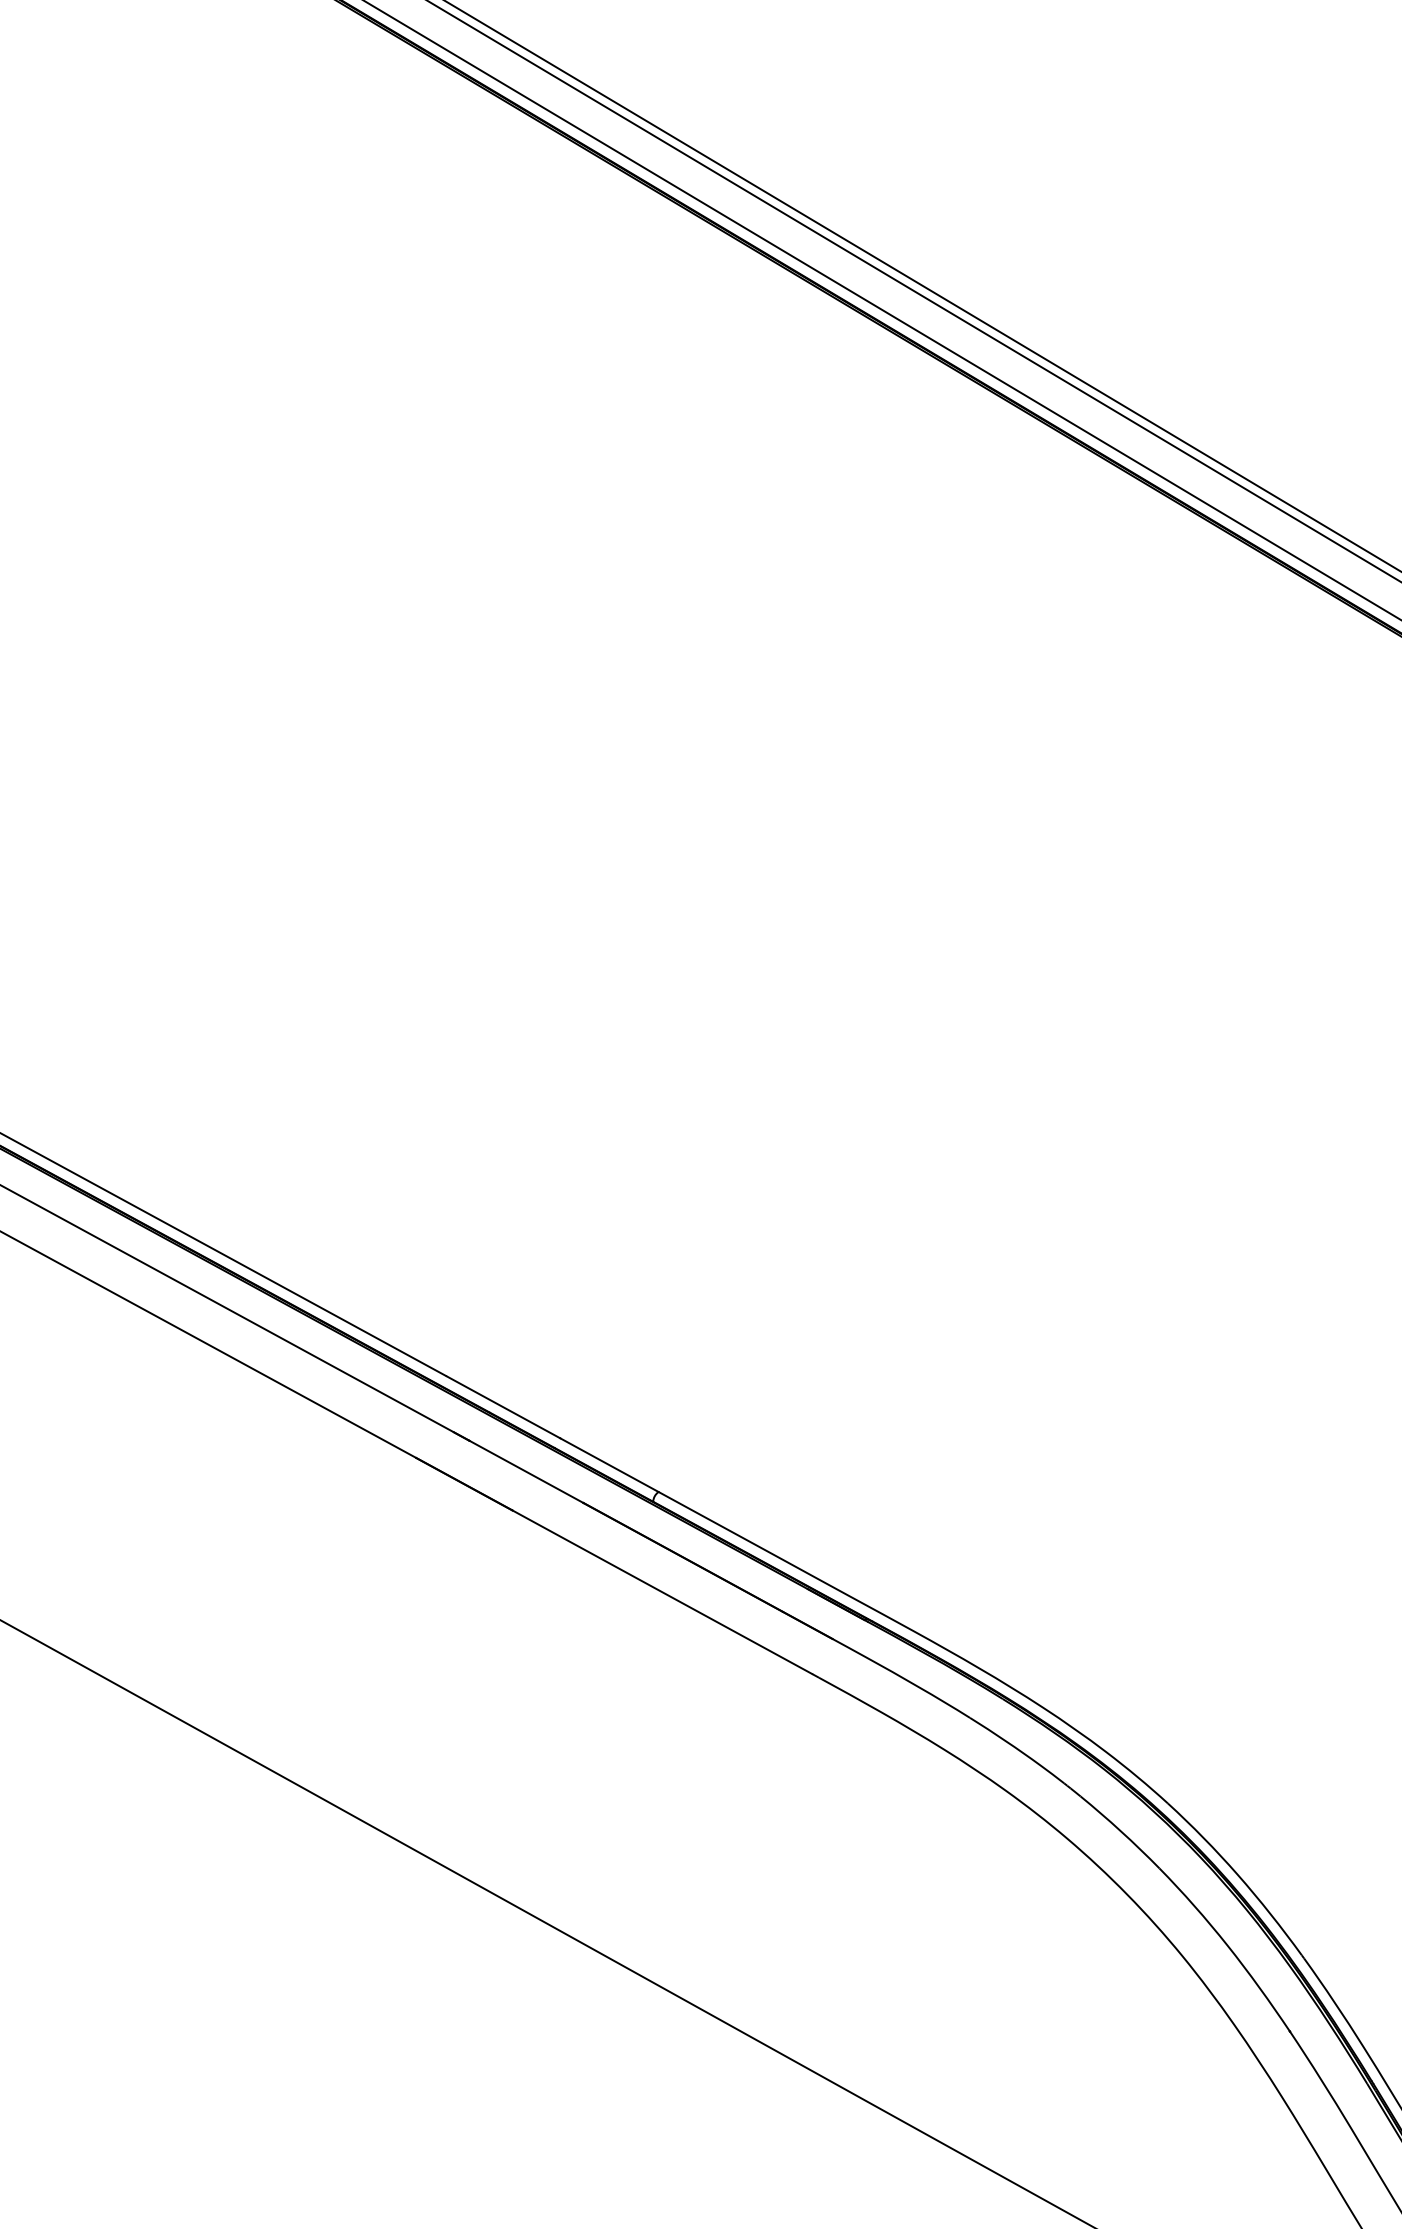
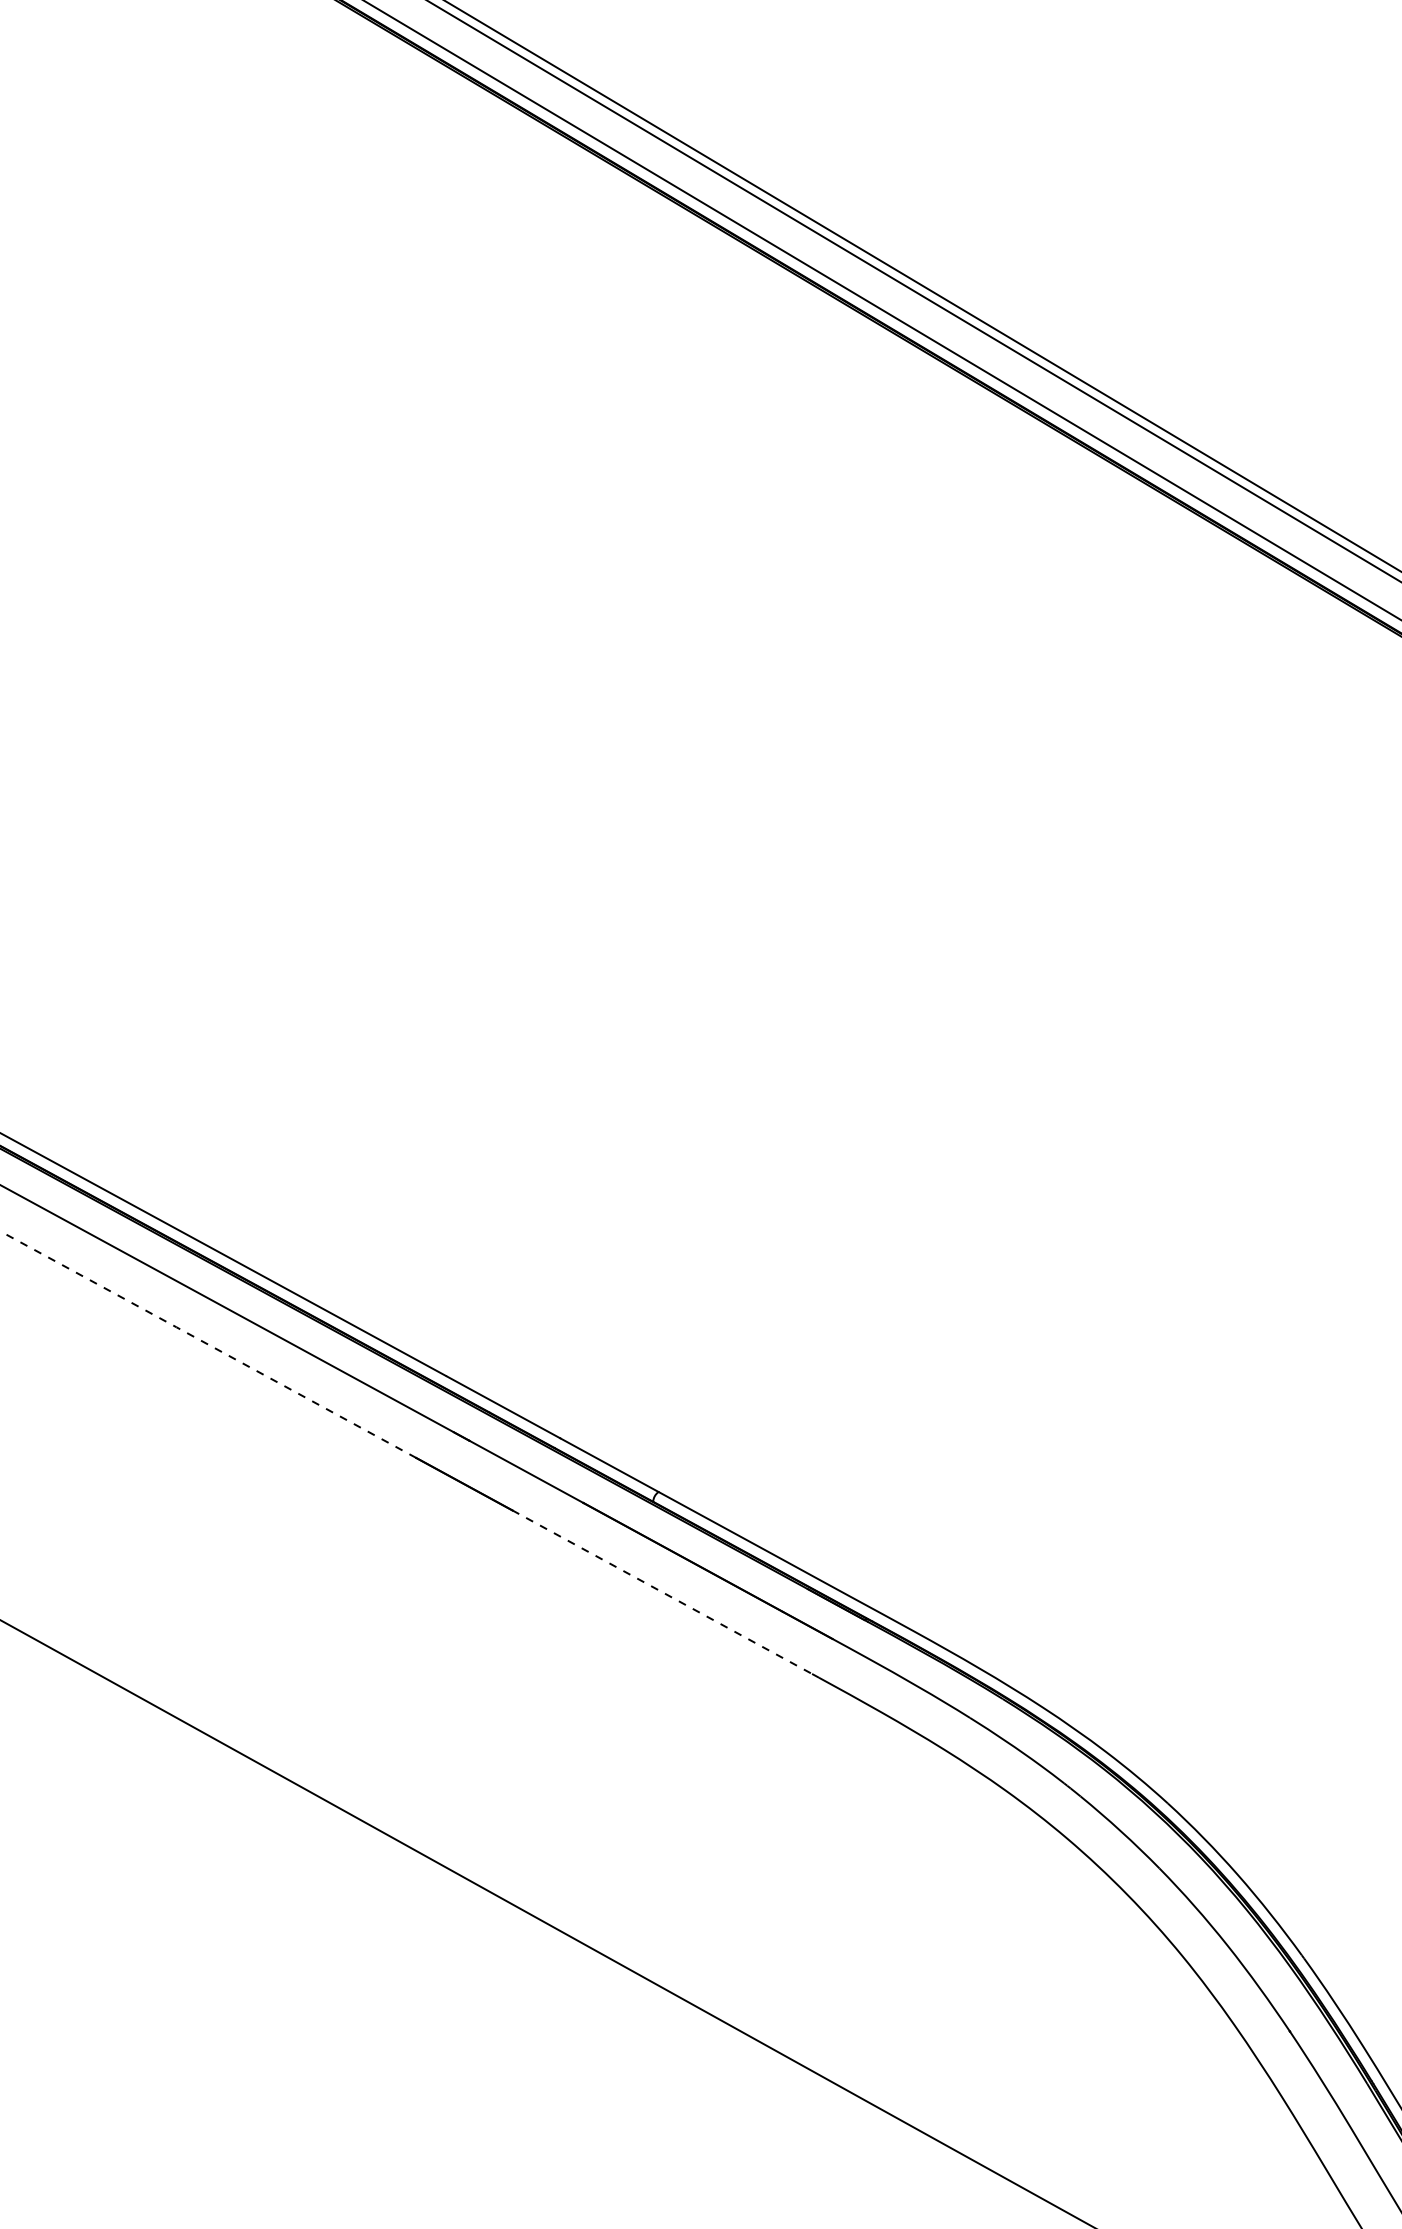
arc: solid -> dashed (208, 1344)
line: solid -> dashed (662, 1592)
